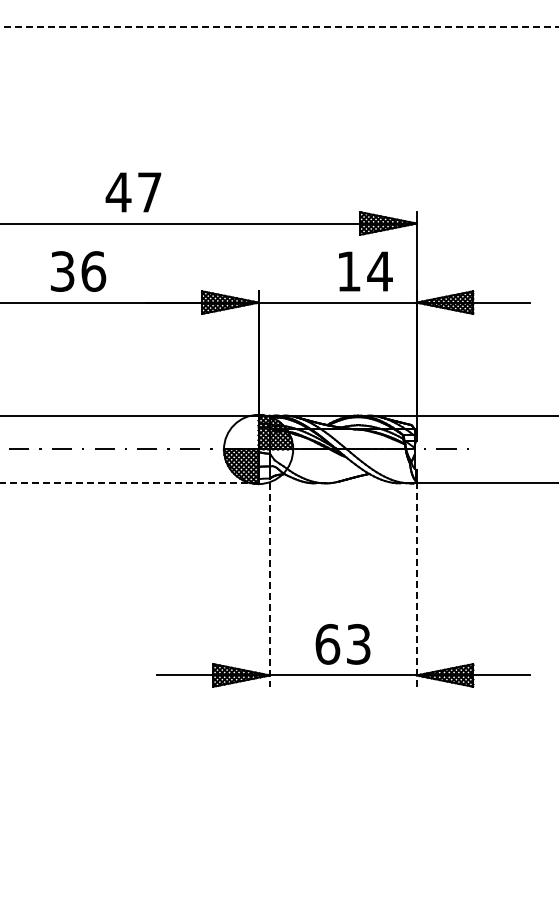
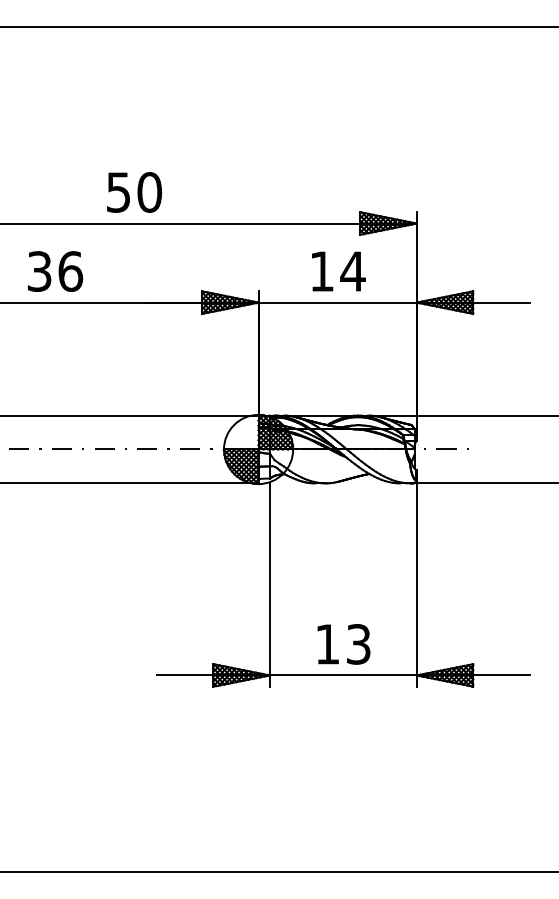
line: dashed -> solid (279, 26)
text: 47 -> 50 (133, 192)
text position: (78, 271) -> (55, 271) (55, 271)
text position: (365, 271) -> (338, 271) (338, 271)
line: dashed -> solid (129, 483)
line: dashed -> solid (269, 585)
line: dashed -> solid (416, 585)
text: 63 -> 13 (327, 644)
line: none -> present (278, 872)
